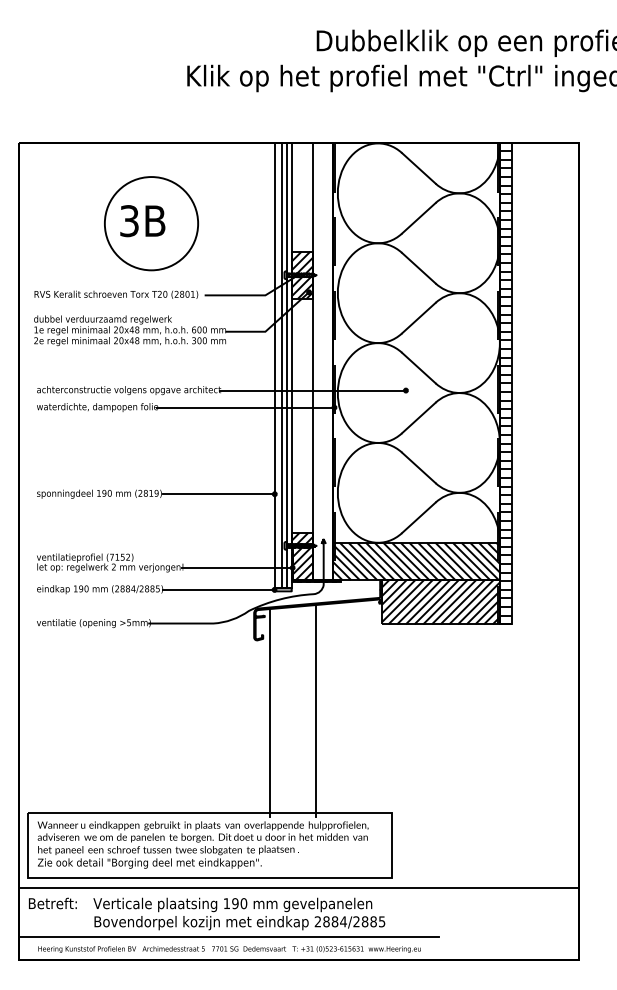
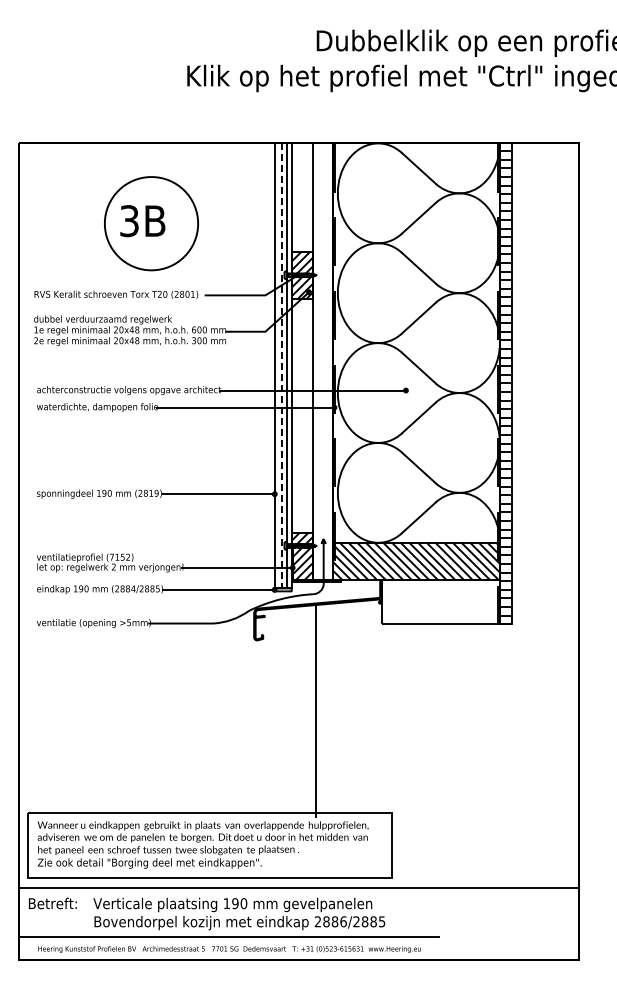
line: solid -> dashed (282, 366)
hatch: present -> none (440, 602)
line: present -> none (270, 713)
text: 2884/2885 -> 2886/2885 (343, 921)
